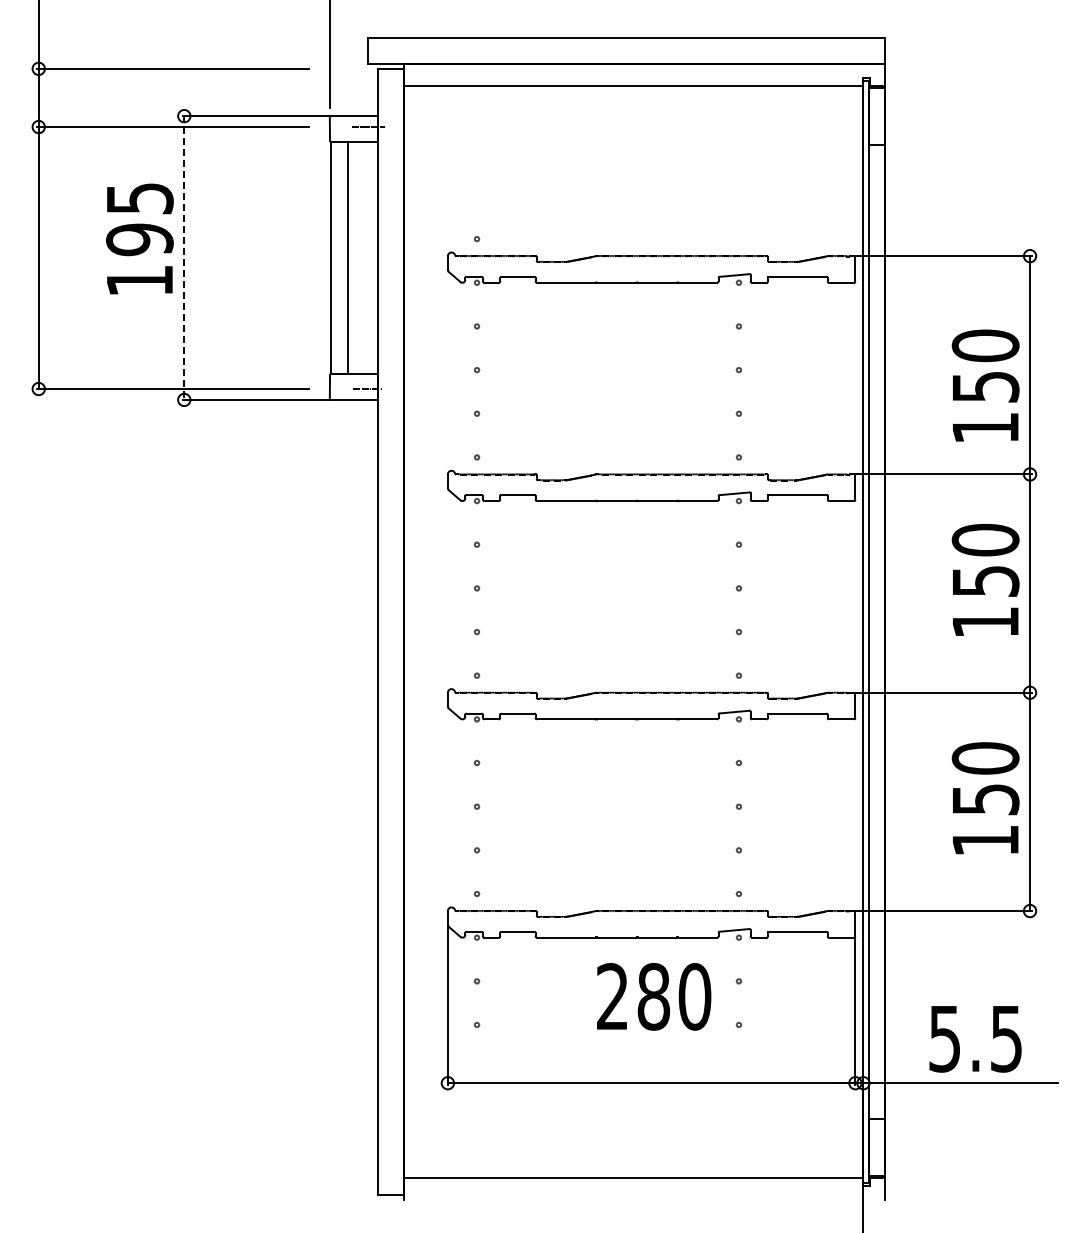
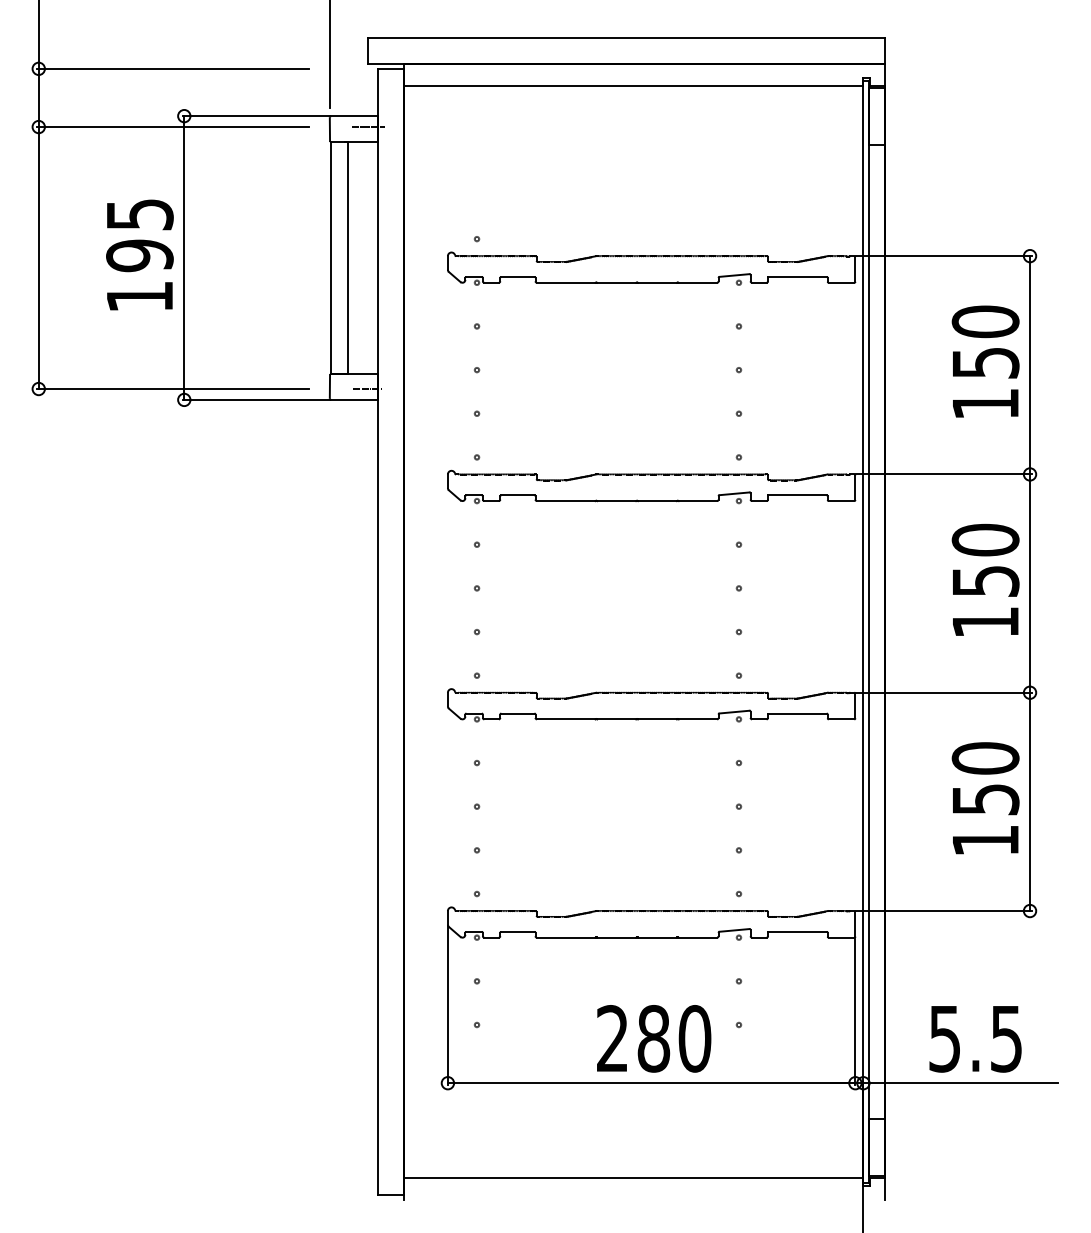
text position: (139, 238) -> (139, 254) (139, 254)
line: dashed -> solid (184, 258)
text position: (985, 385) -> (985, 361) (985, 361)
text position: (654, 996) -> (654, 1038) (654, 1038)
